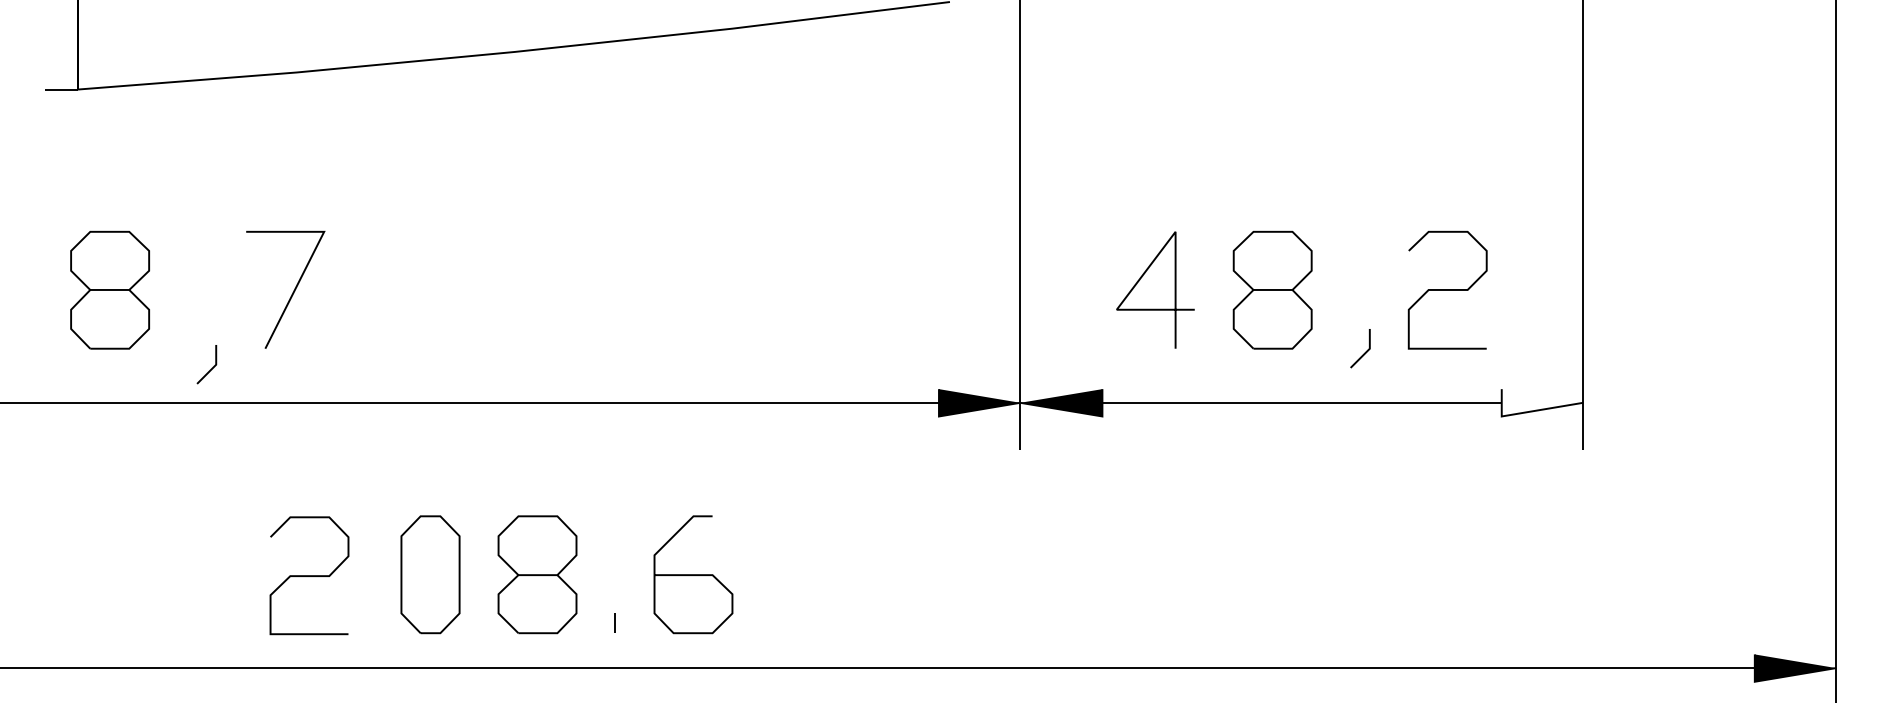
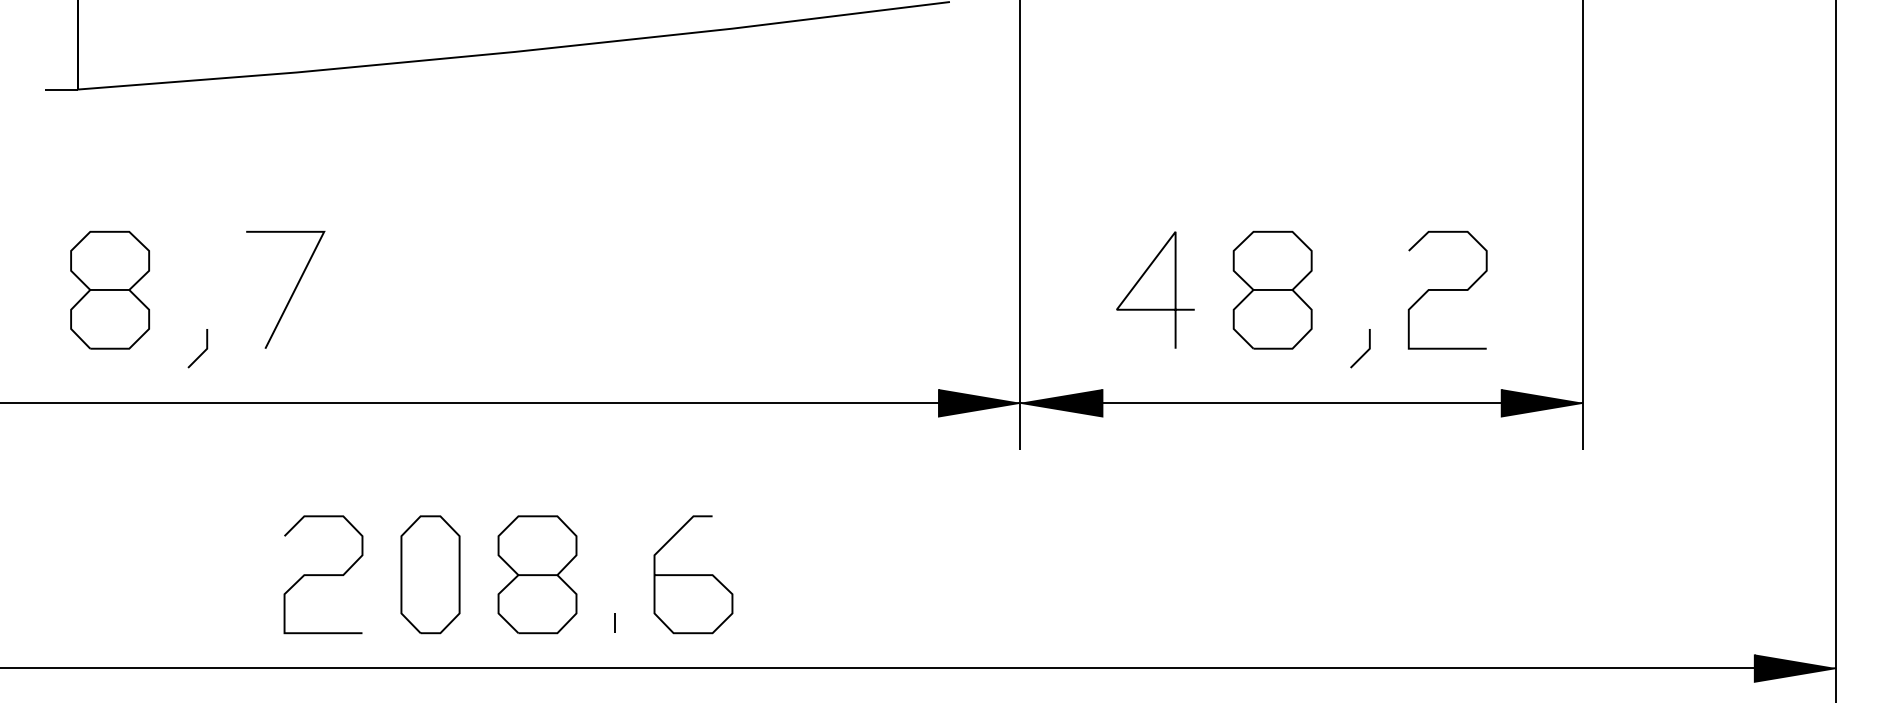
line position: (211, 368) -> (202, 352) (202, 352)
fill: none -> present (1542, 402)
curve position: (309, 575) -> (323, 574) (323, 574)
